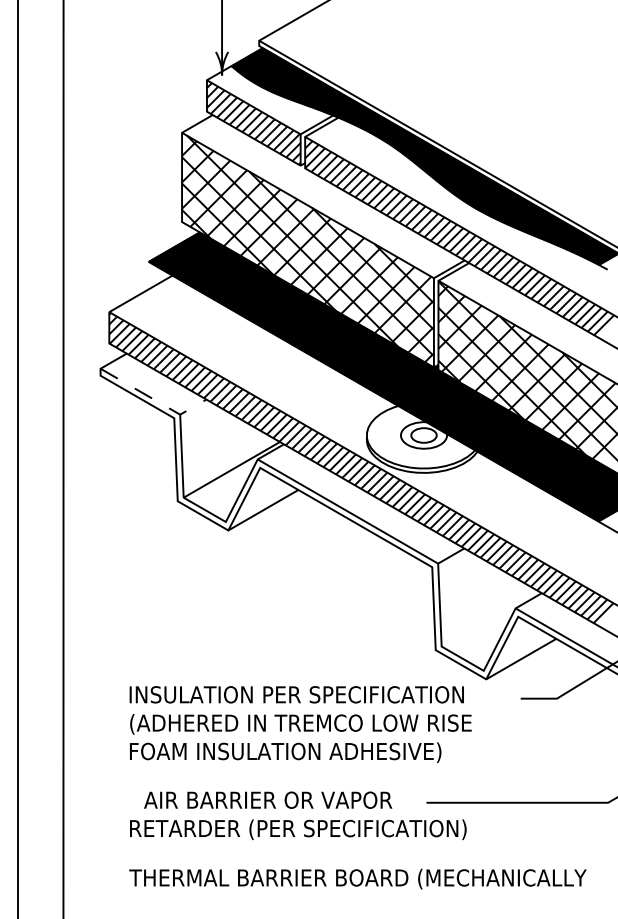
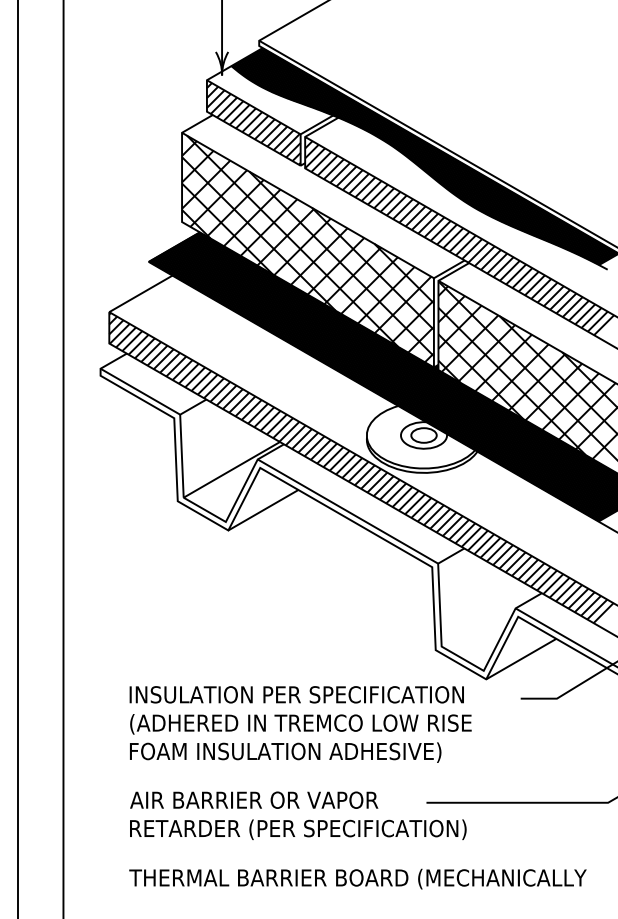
line: dashed -> solid (154, 399)
text position: (268, 799) -> (254, 799) (254, 799)
